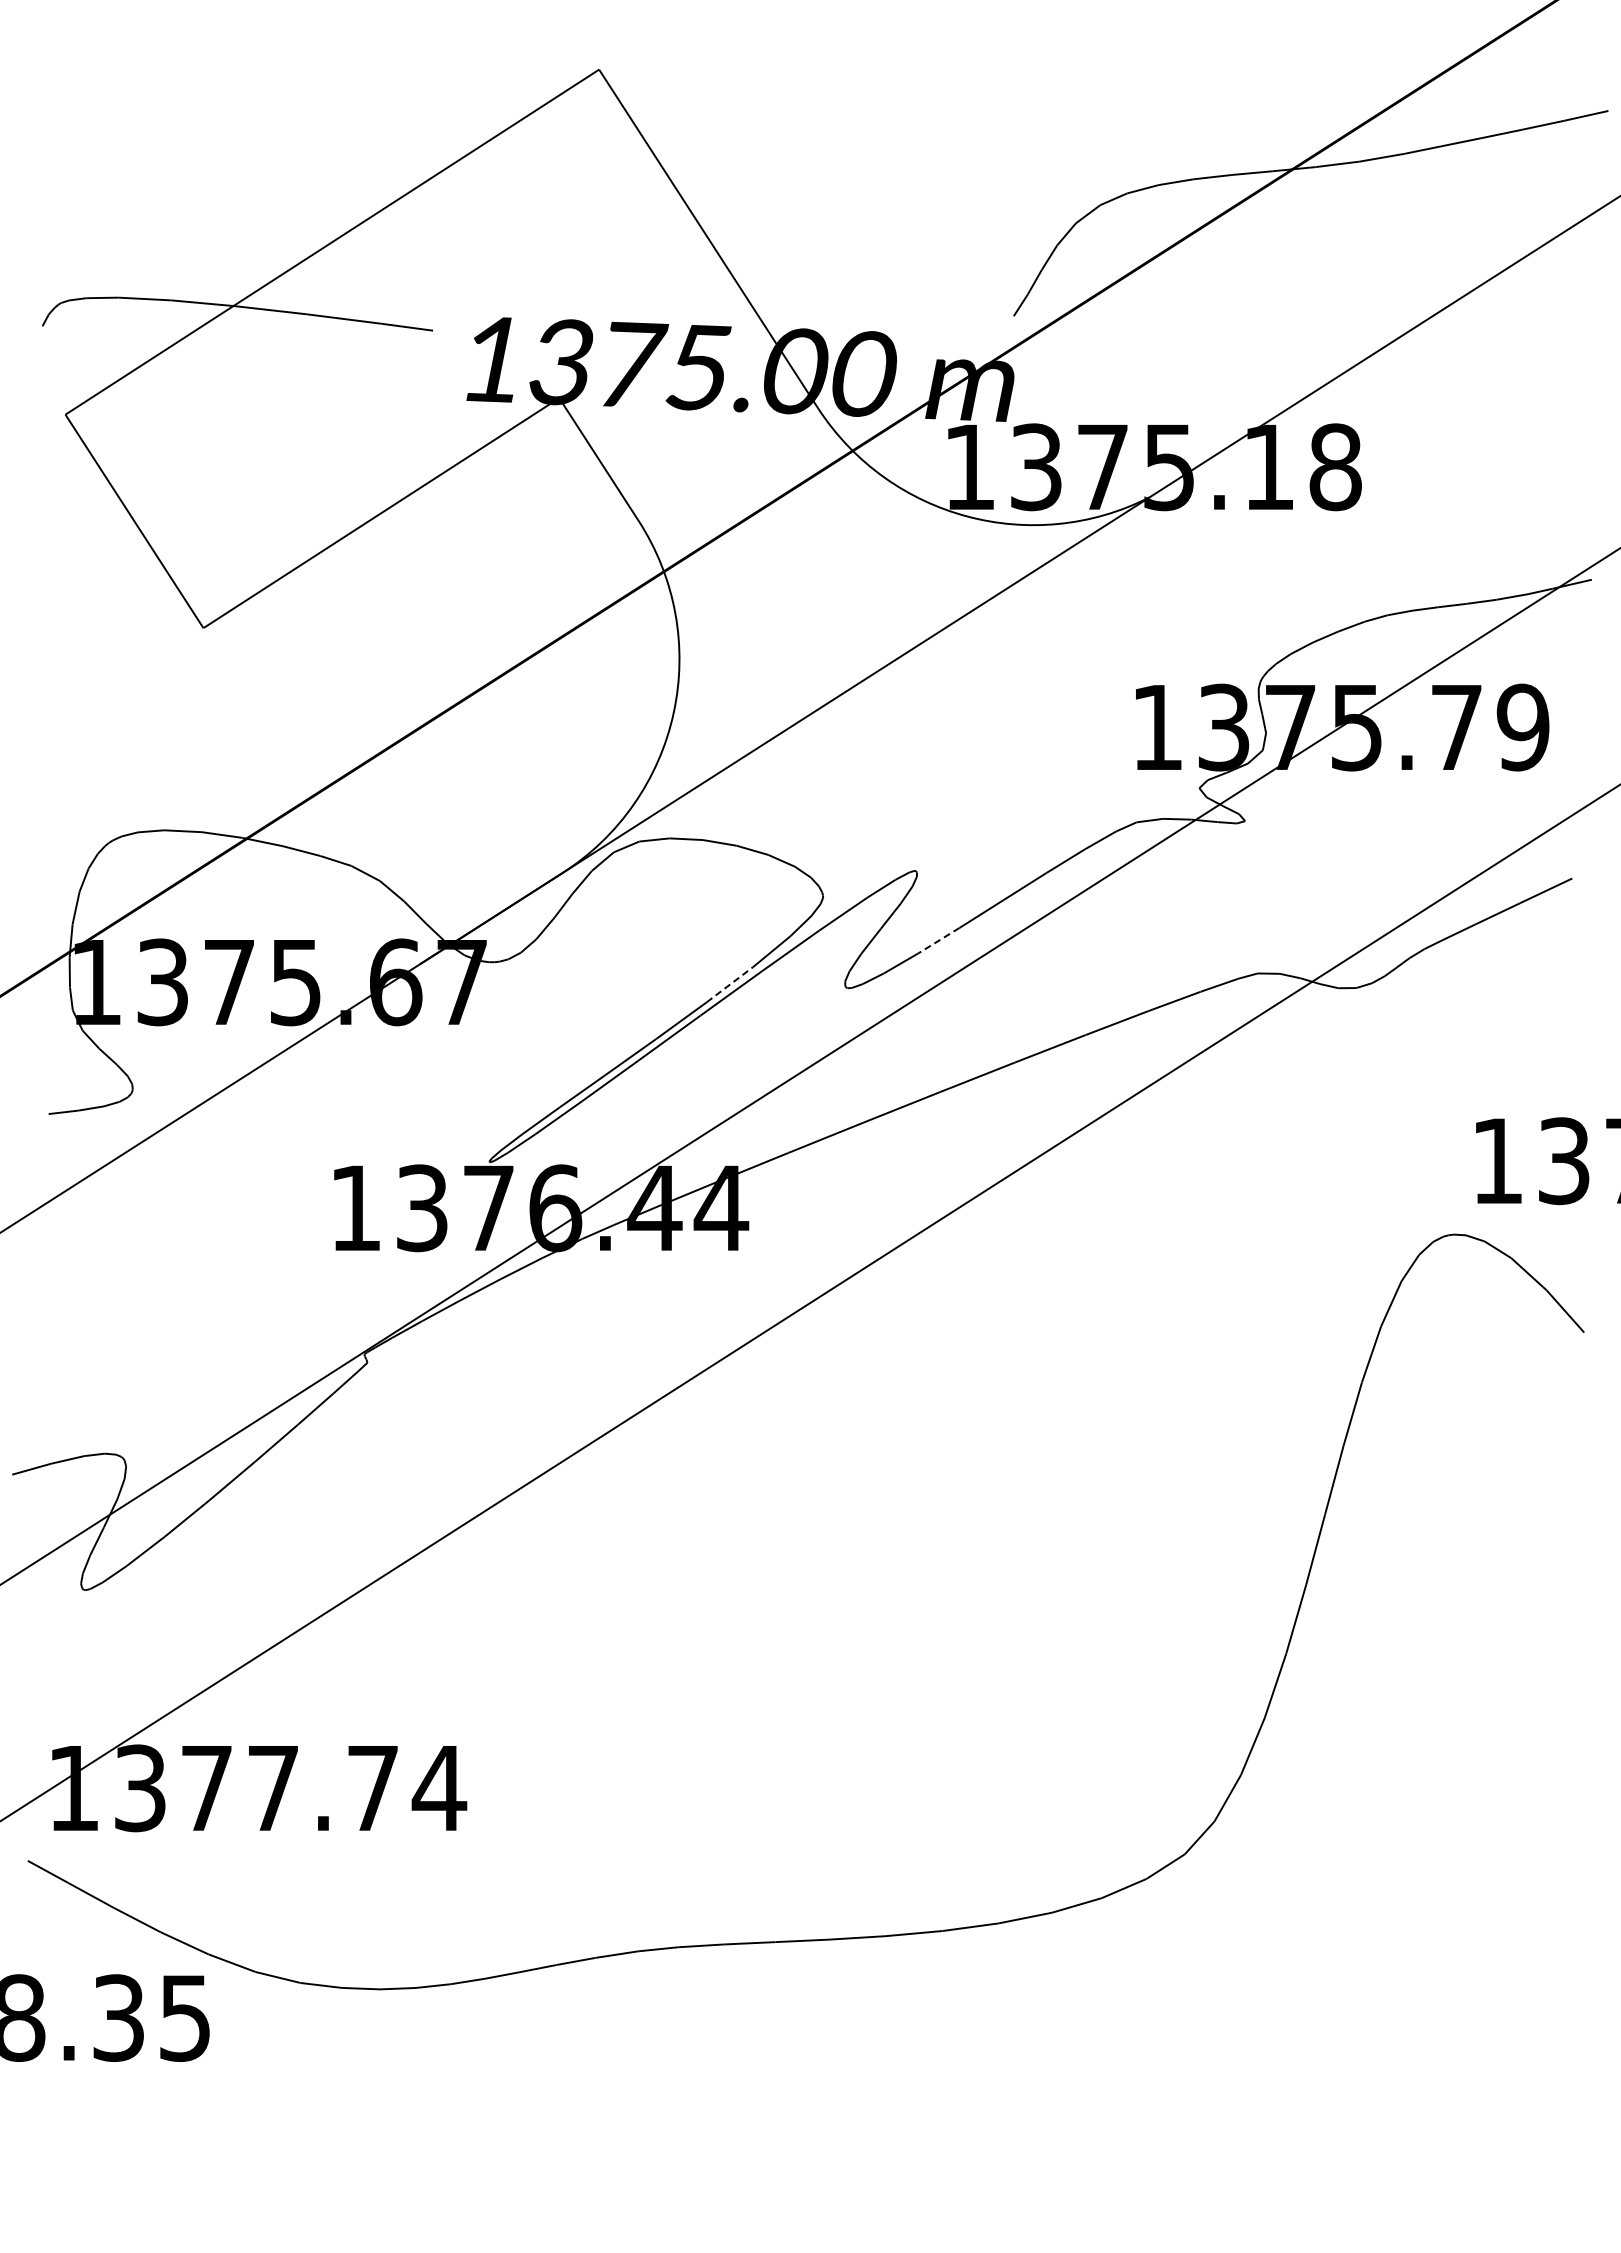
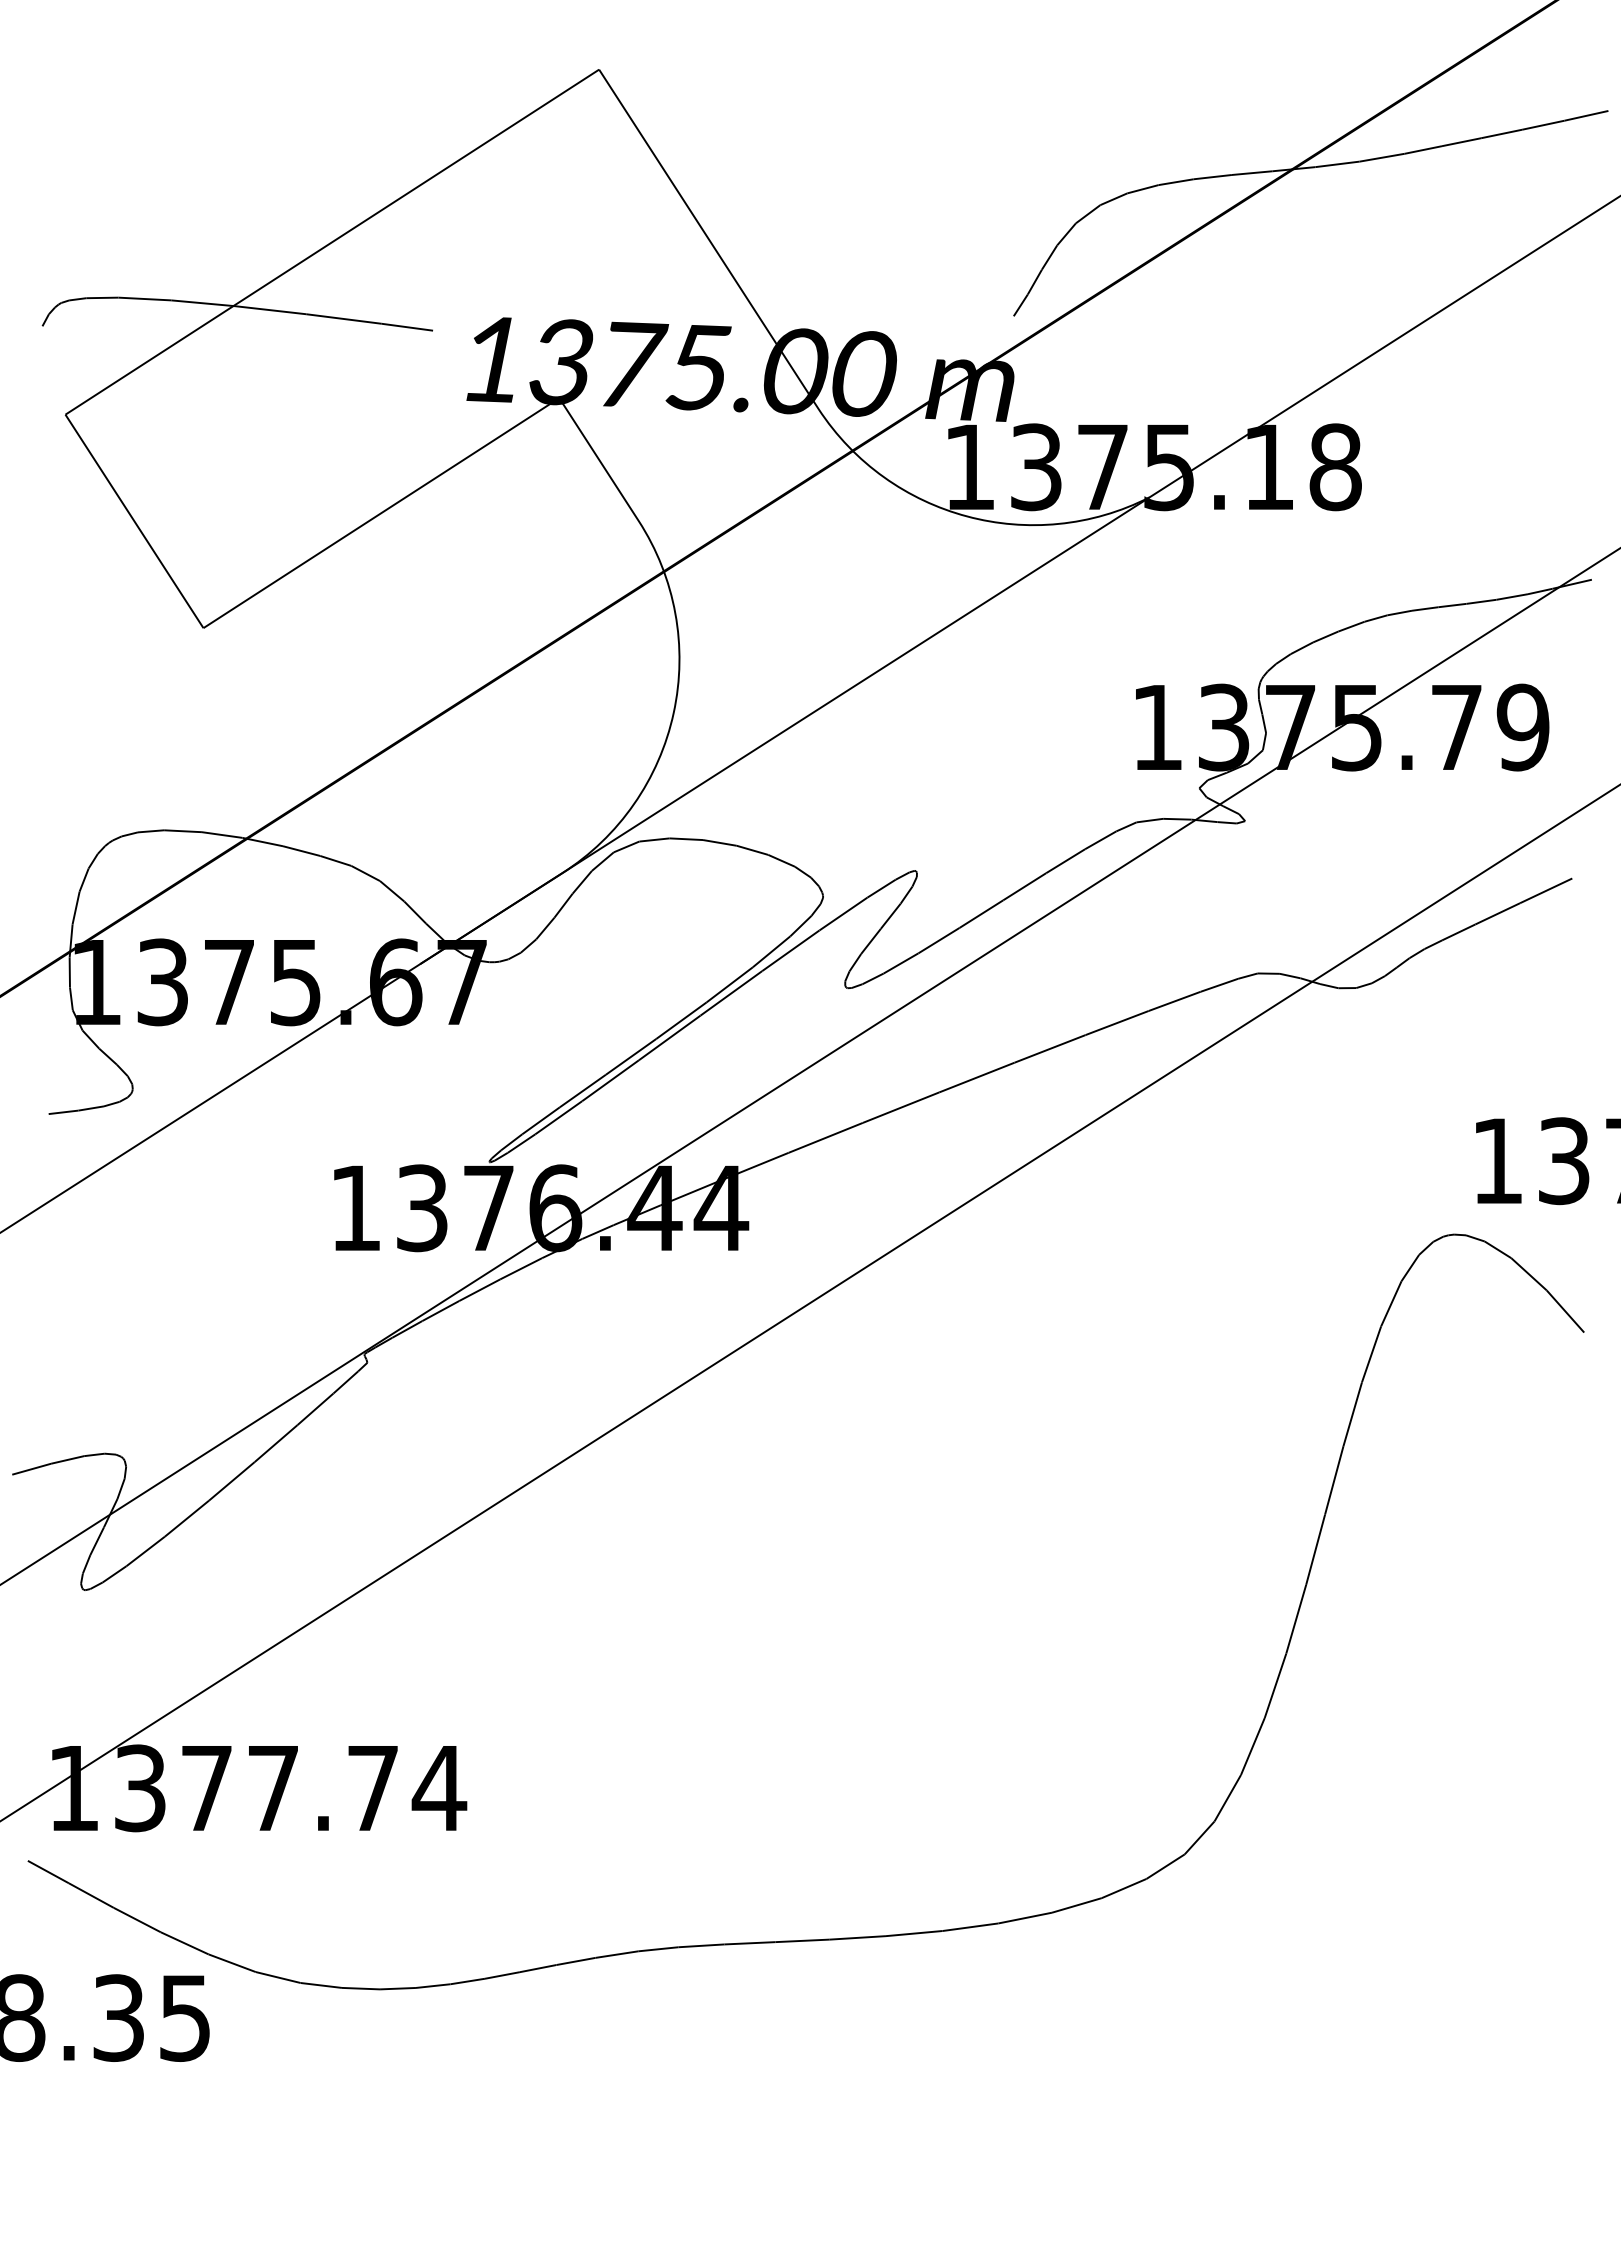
line: dashed -> solid (938, 940)
line: dashed -> solid (729, 984)
